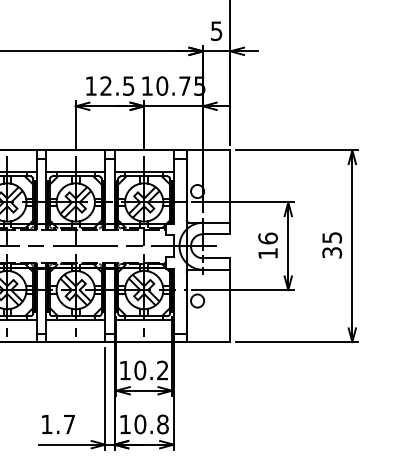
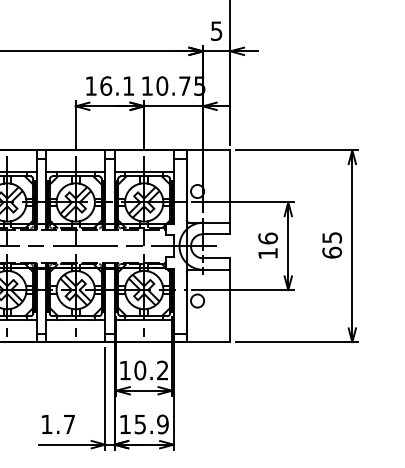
text: 12.5 -> 16.1 (117, 85)
text: 35 -> 65 (331, 252)
text: 10.8 -> 15.9 (151, 424)
